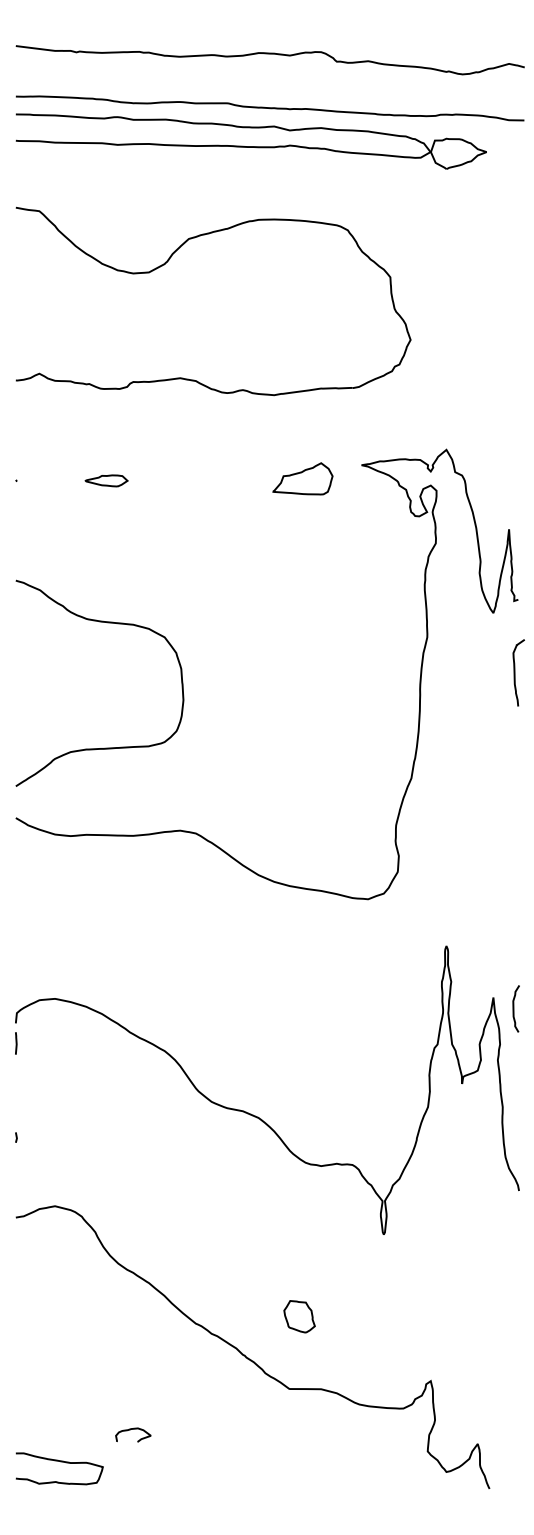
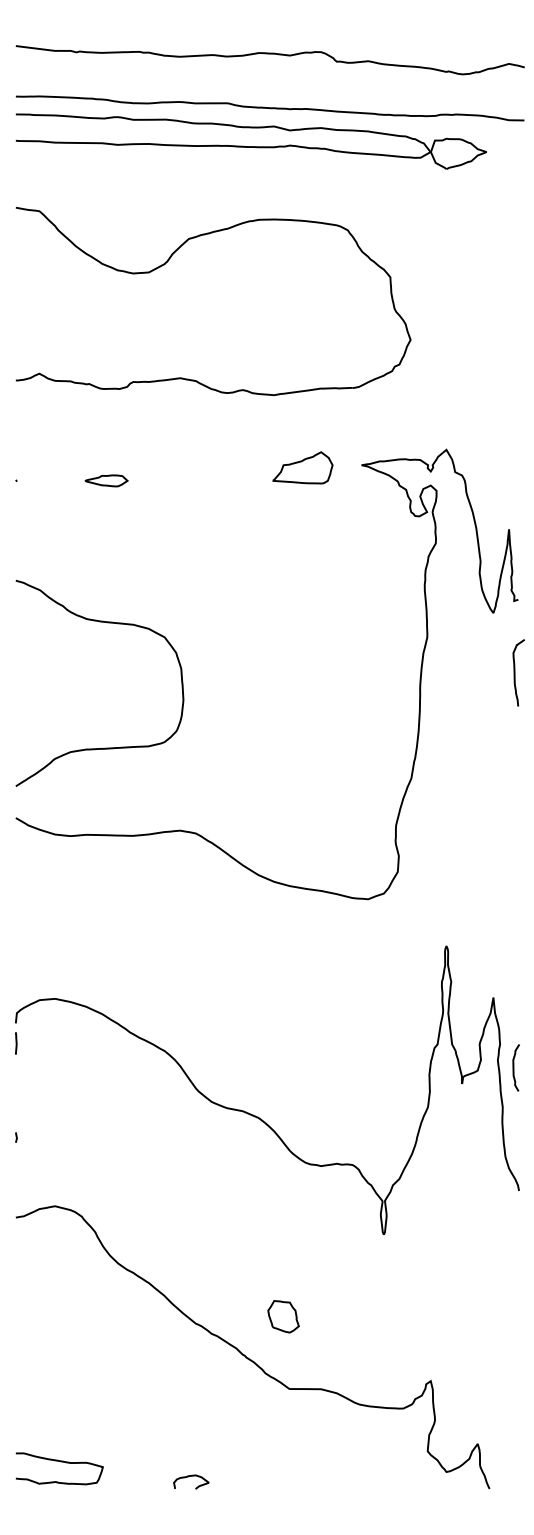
part position: (302, 478) -> (302, 467) (302, 467)
curve position: (514, 1008) -> (514, 1067) (514, 1067)
part position: (299, 1316) -> (283, 1316) (283, 1316)
curve position: (133, 1429) -> (191, 1476) (191, 1476)
